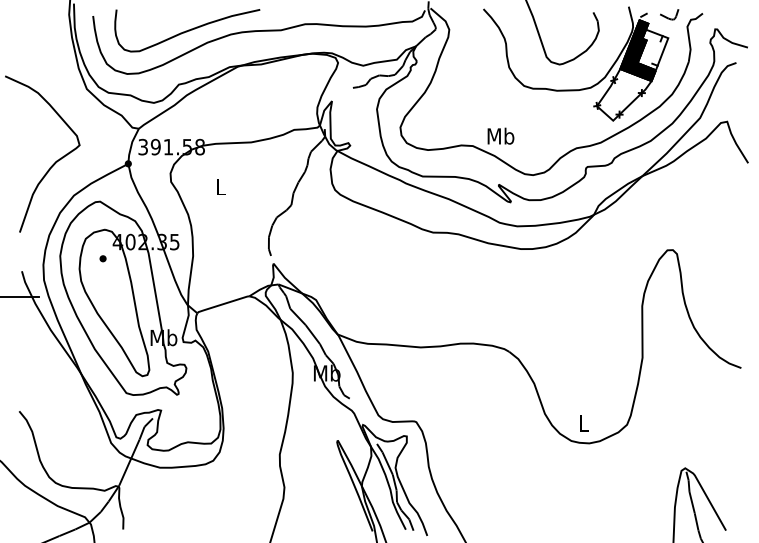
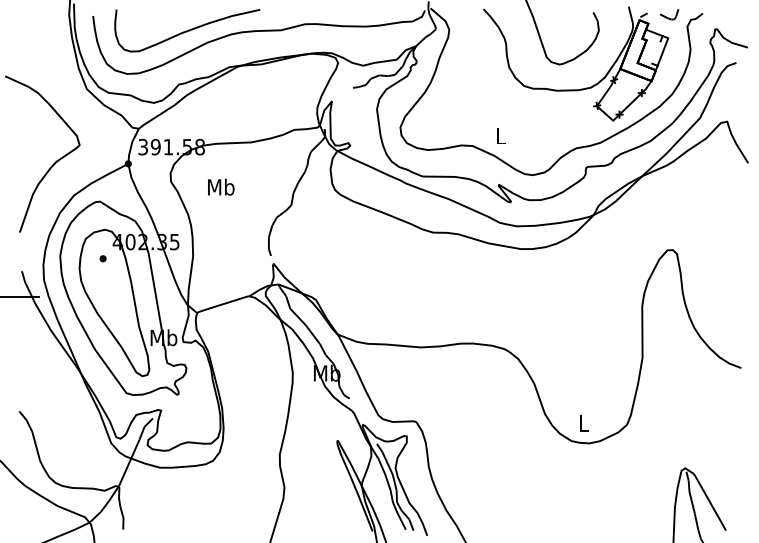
fill: present -> none (637, 50)
text: Mb -> L (500, 135)
text: L -> Mb (221, 186)
